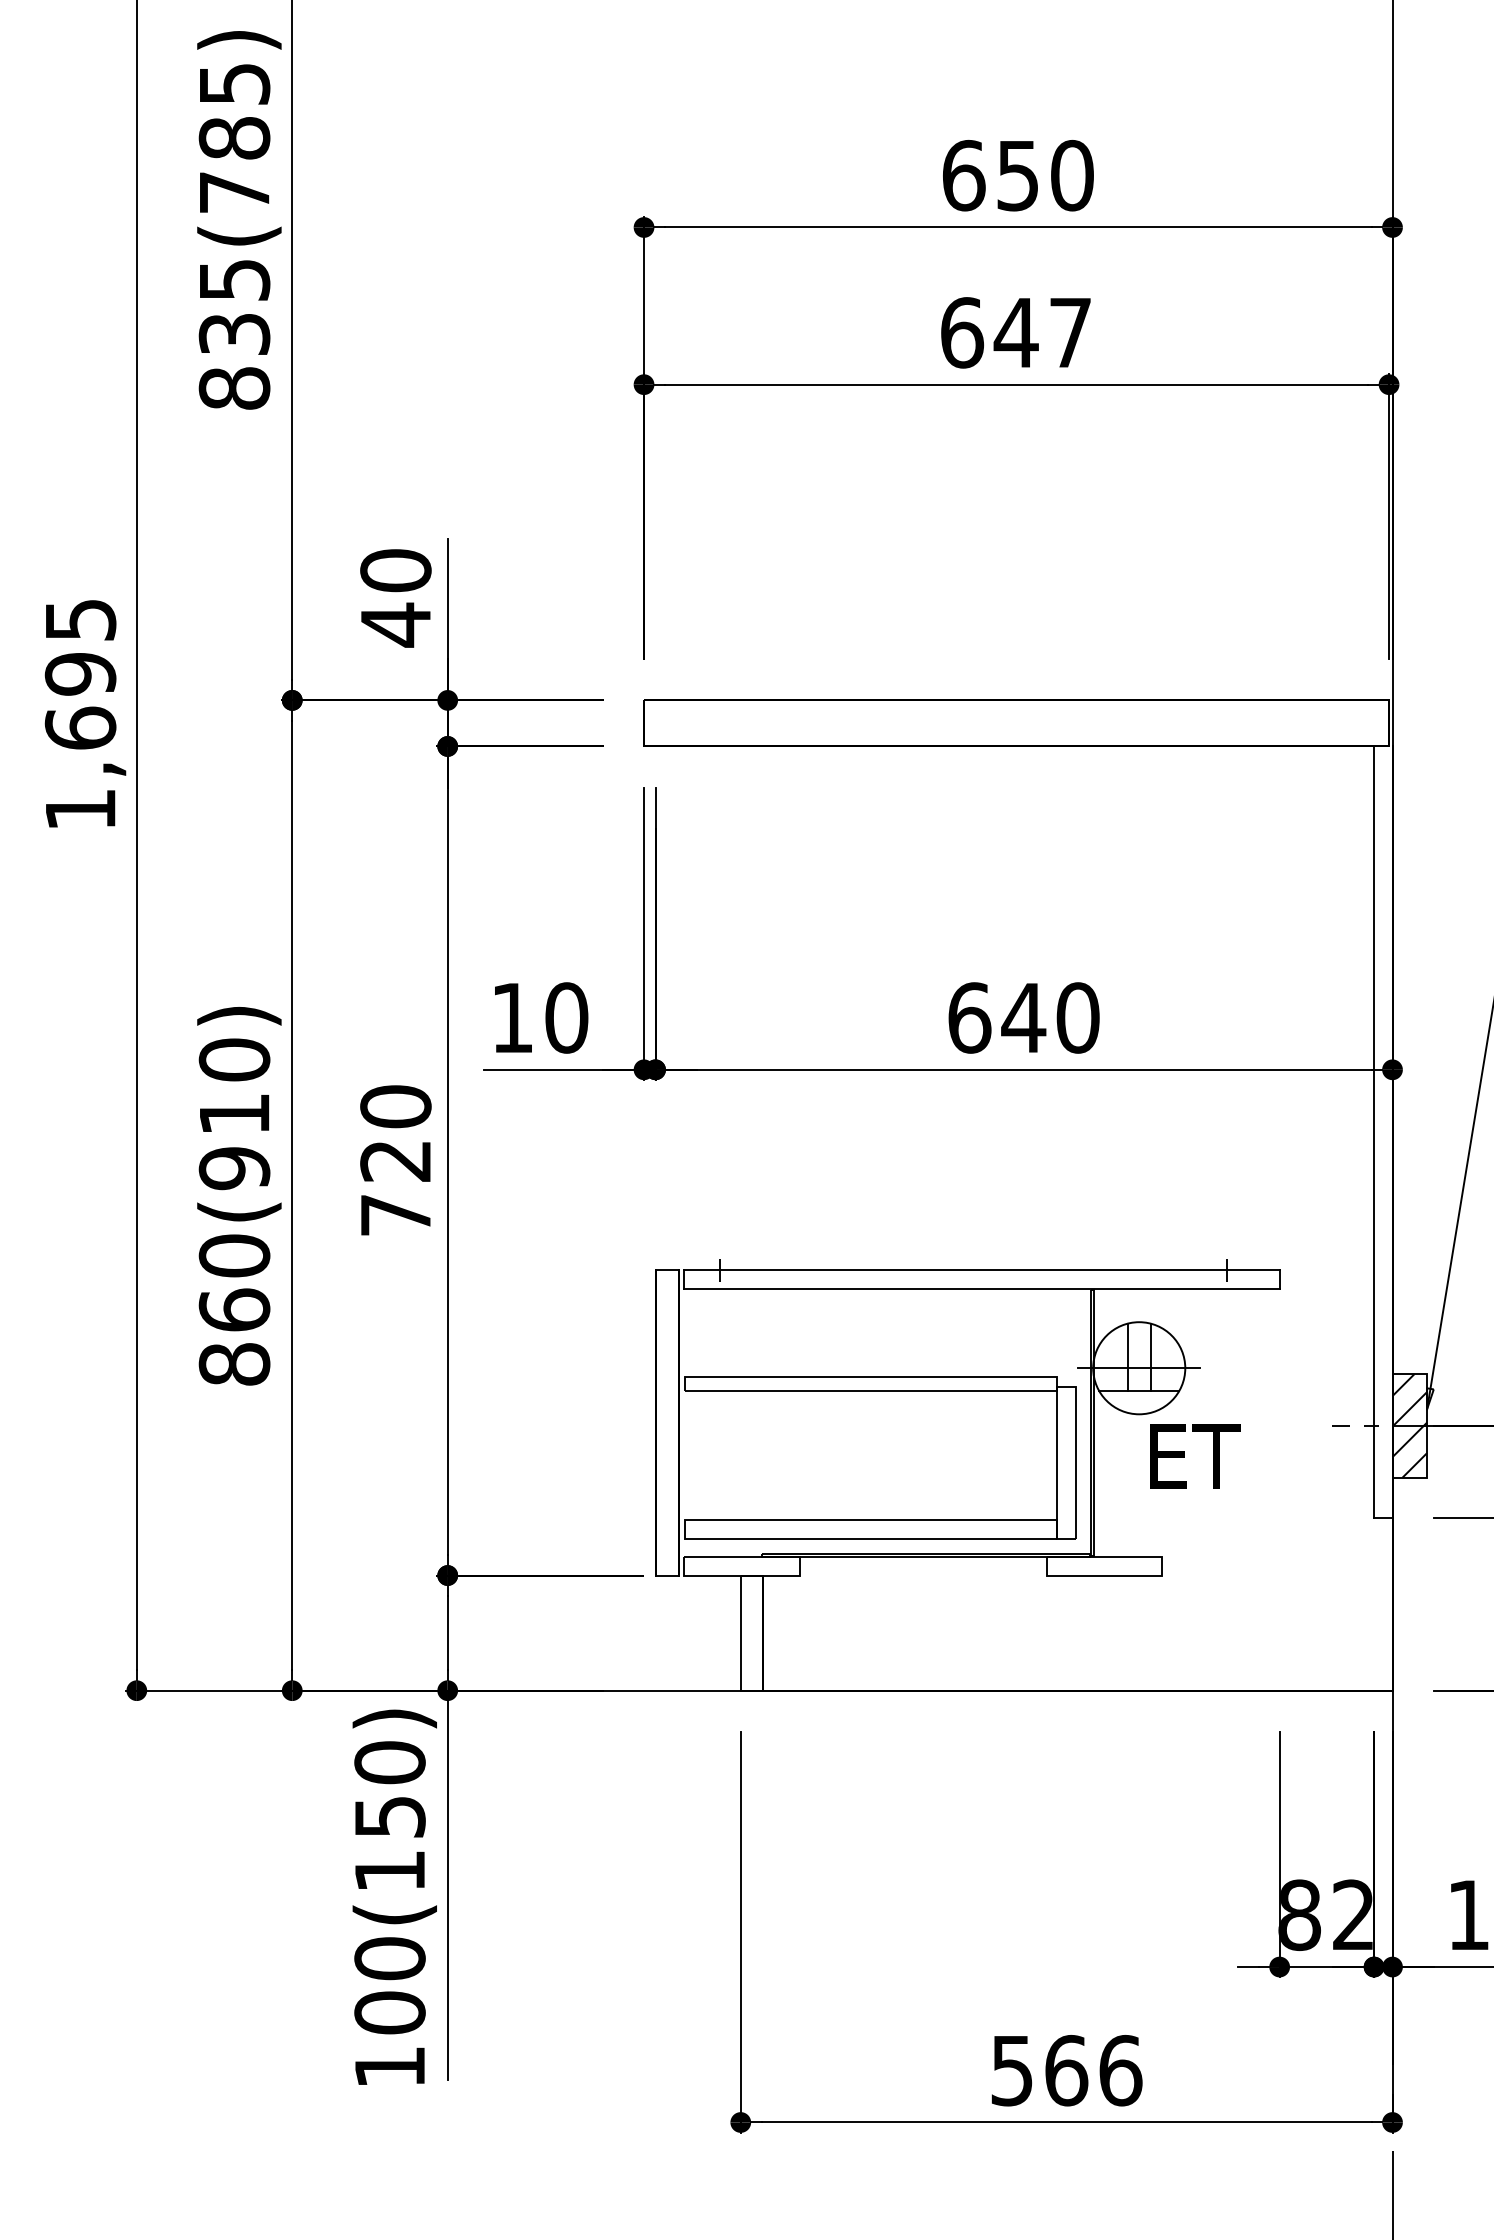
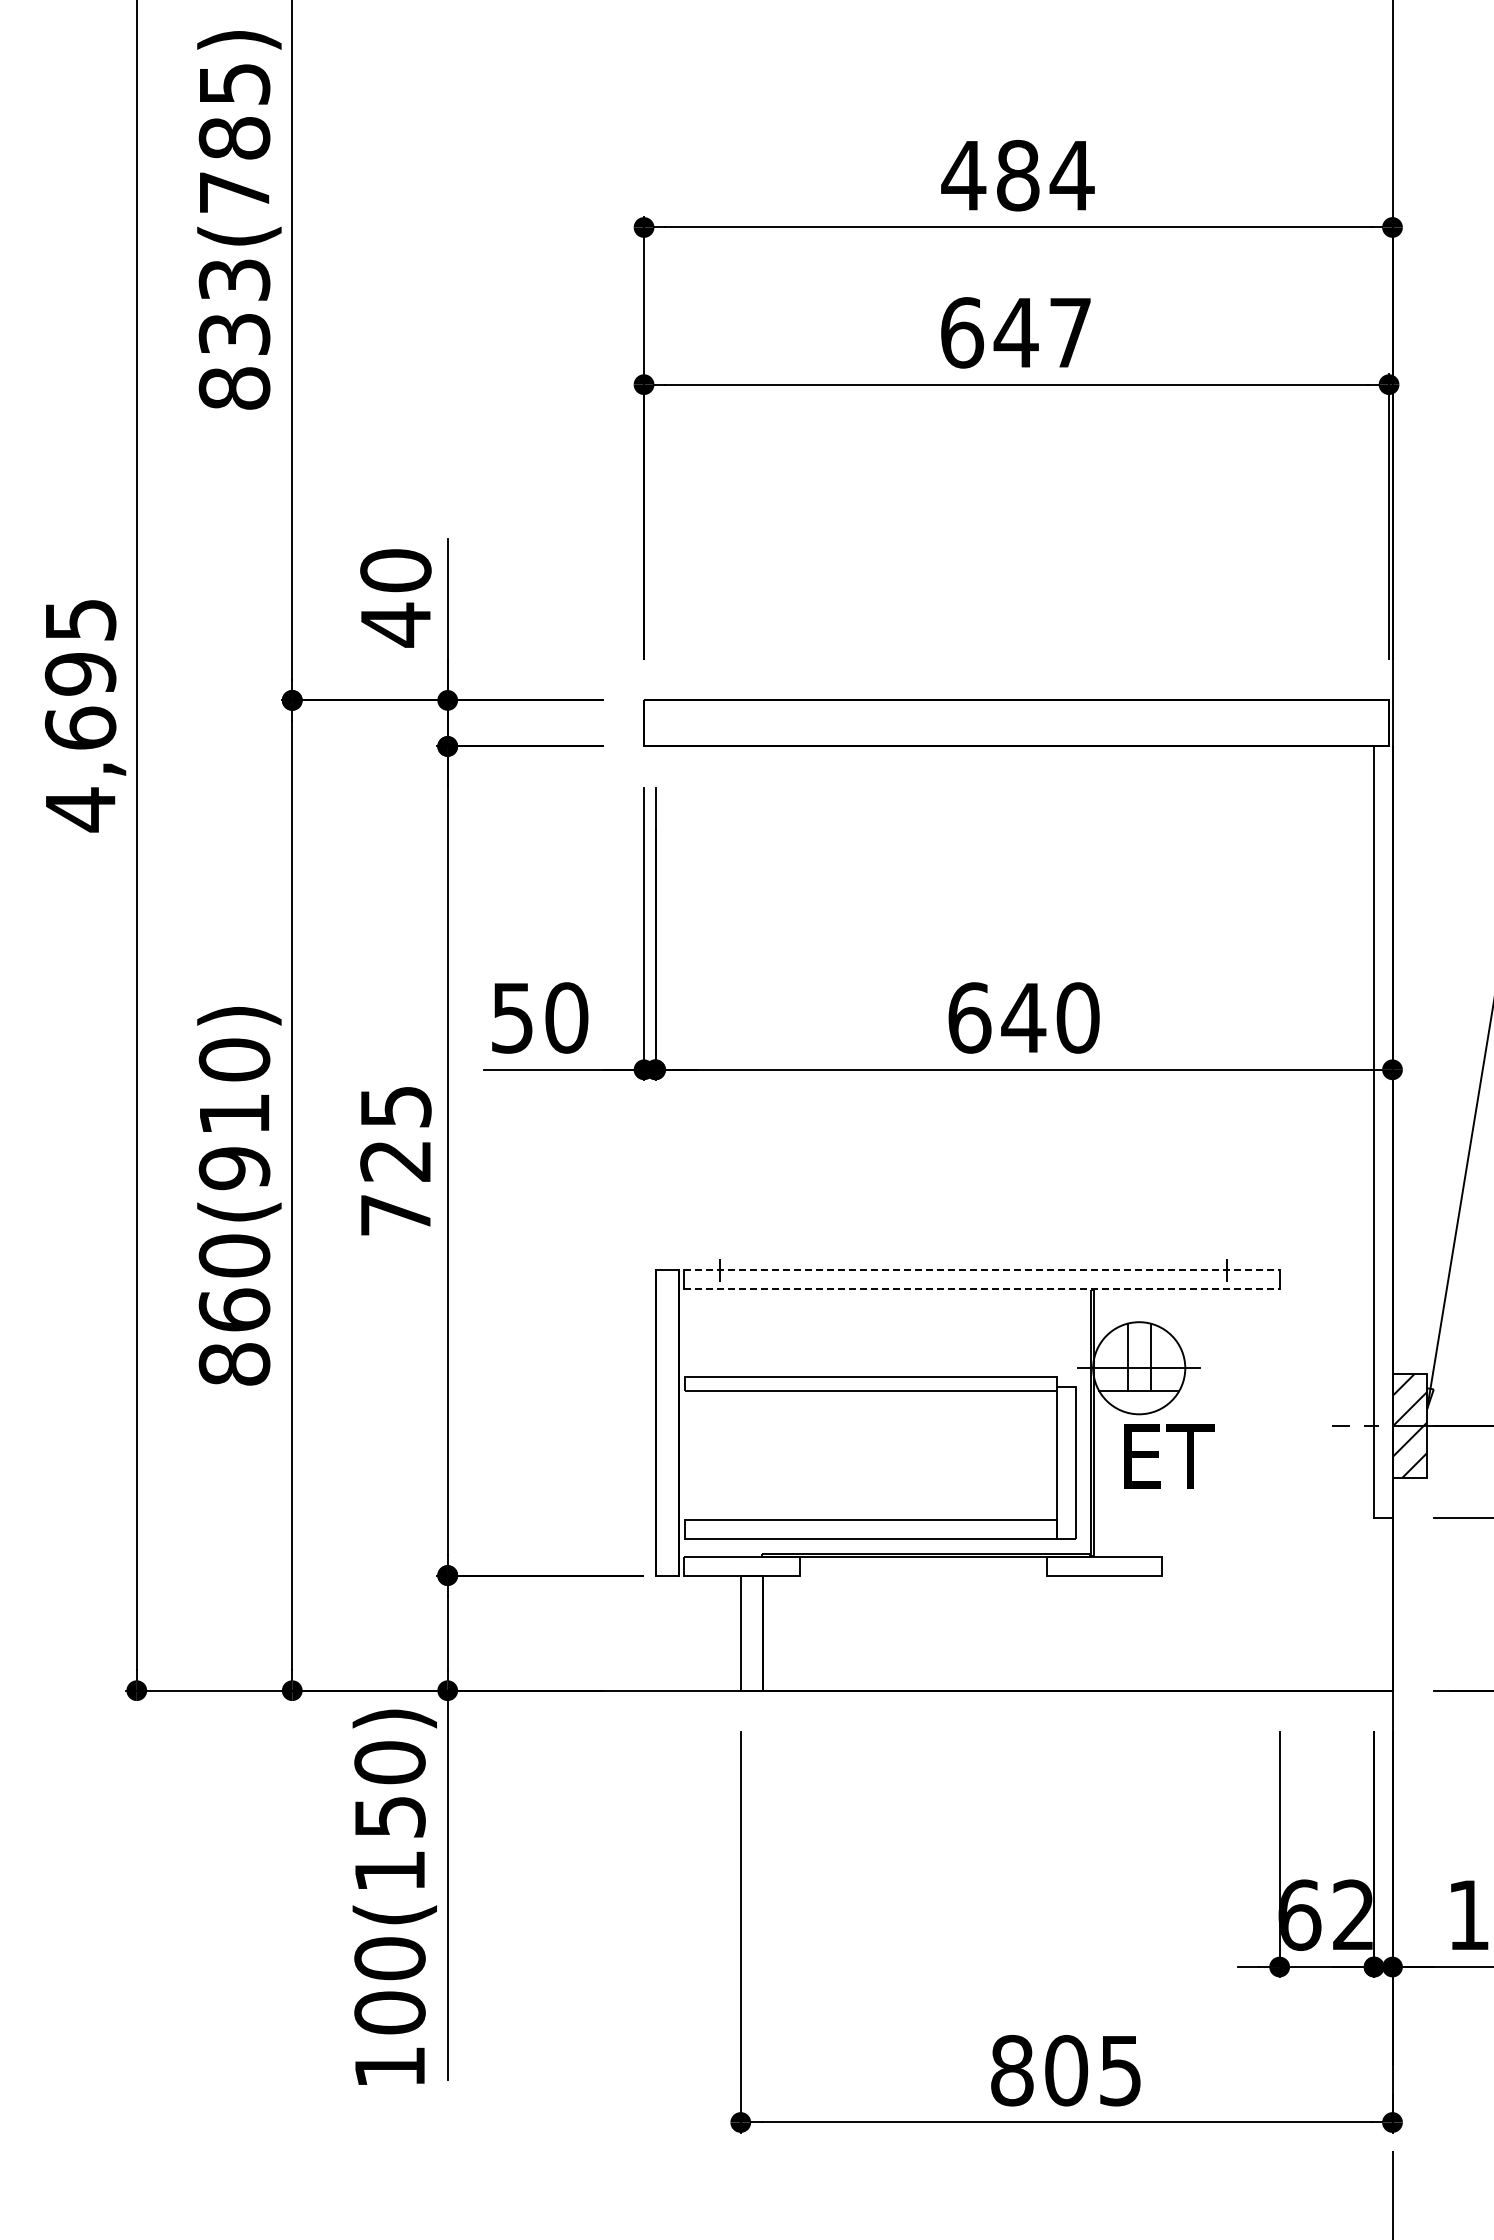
text: 650 -> 484 (1017, 175)
text: 835(785) -> 833(785) (233, 279)
text: 1,695 -> 4,695 (80, 809)
text: 10 -> 50 (512, 1018)
text: 720 -> 725 (395, 1106)
line: solid -> dashed (982, 1270)
line: solid -> dashed (982, 1288)
text position: (1195, 1456) -> (1169, 1456) (1169, 1456)
text: 82 -> 62 (1299, 1914)
text: 566 -> 805 (1066, 2070)
